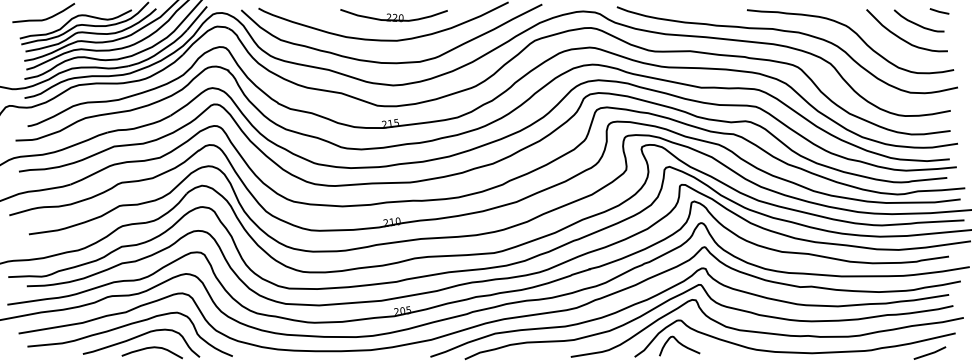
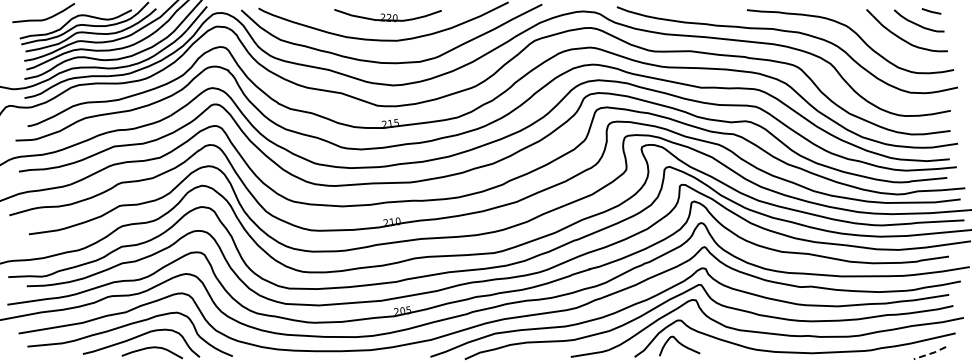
line position: (939, 11) -> (931, 11) (931, 11)
part position: (393, 15) -> (387, 15) (387, 15)
line: solid -> dashed (930, 353)
